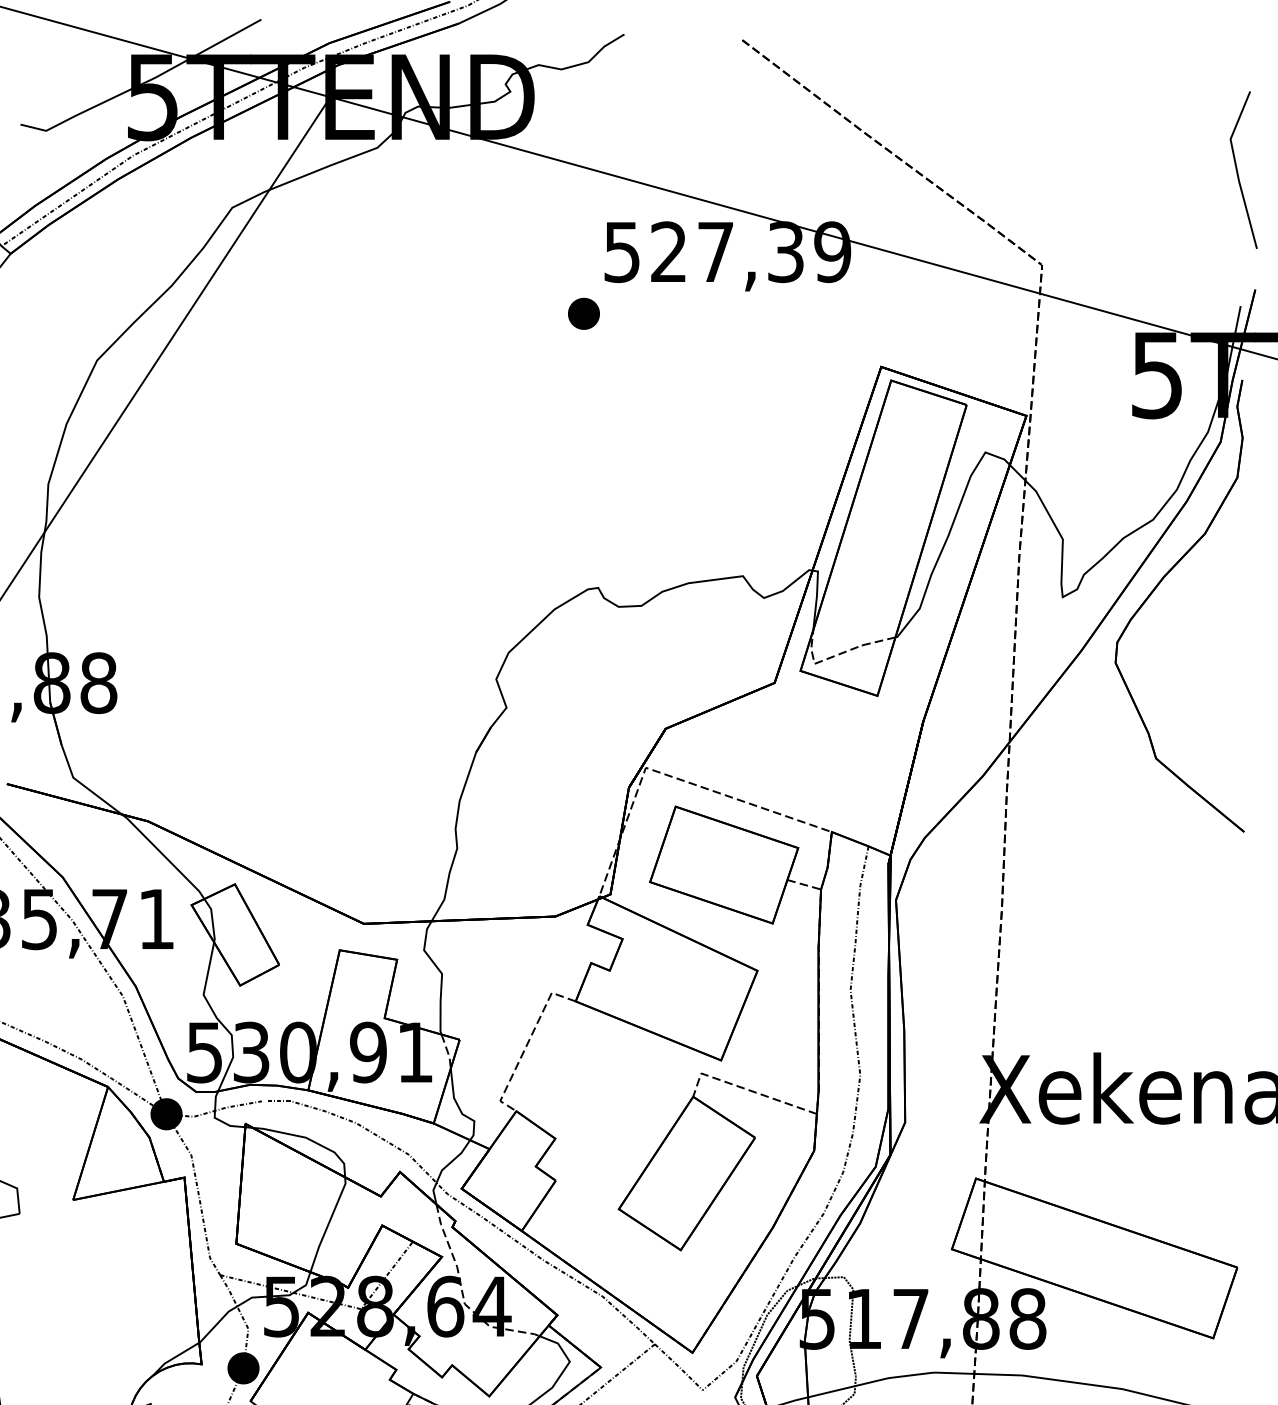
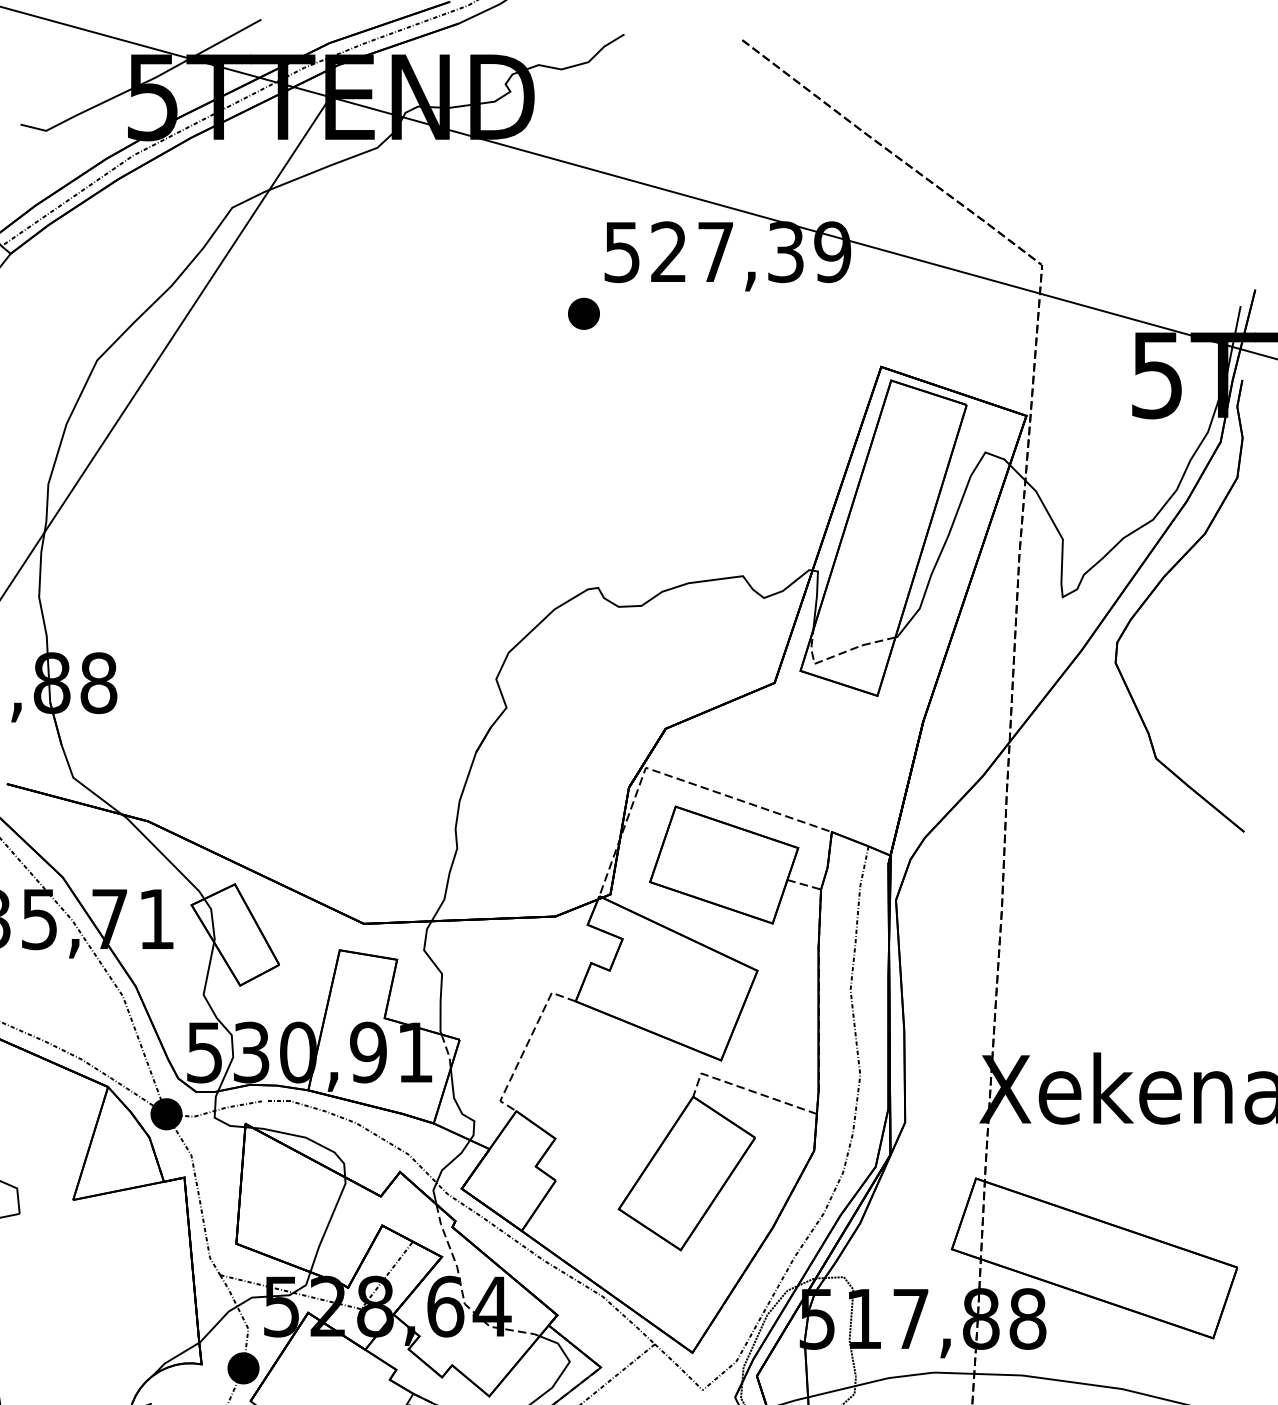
line: present -> none (1238, 172)
